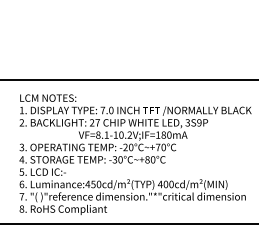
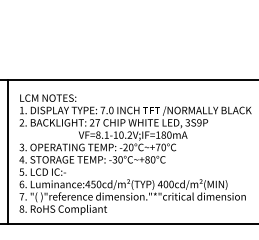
line: none -> present (8, 152)
